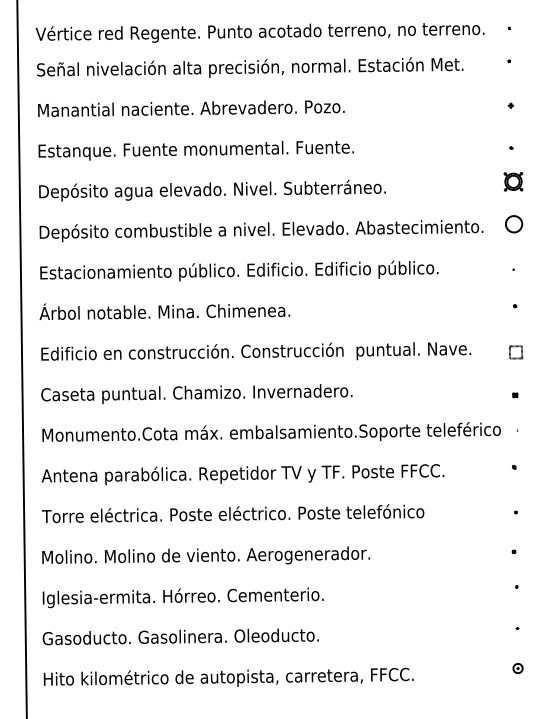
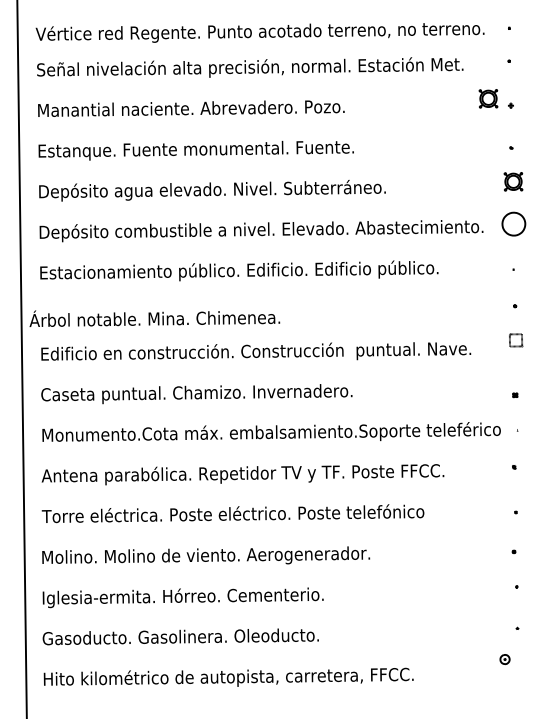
part: none -> present (488, 98)
part size: 19x19 px -> 26x26 px (513, 223)
text position: (164, 311) -> (154, 318) (154, 318)
part position: (516, 352) -> (516, 340) (516, 340)
part position: (517, 668) -> (504, 659) (504, 659)
